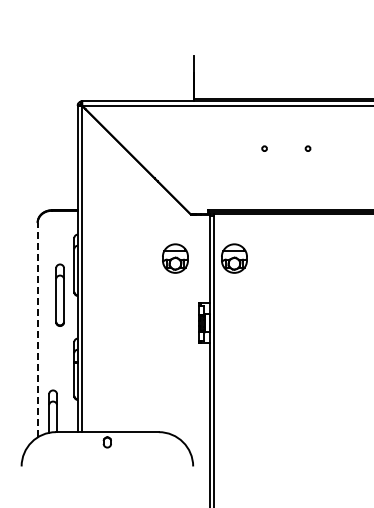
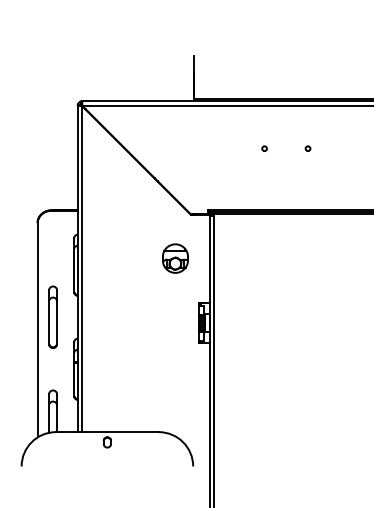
part: present -> none (234, 258)
part position: (59, 294) -> (52, 316) (52, 316)
line: dashed -> solid (37, 329)
